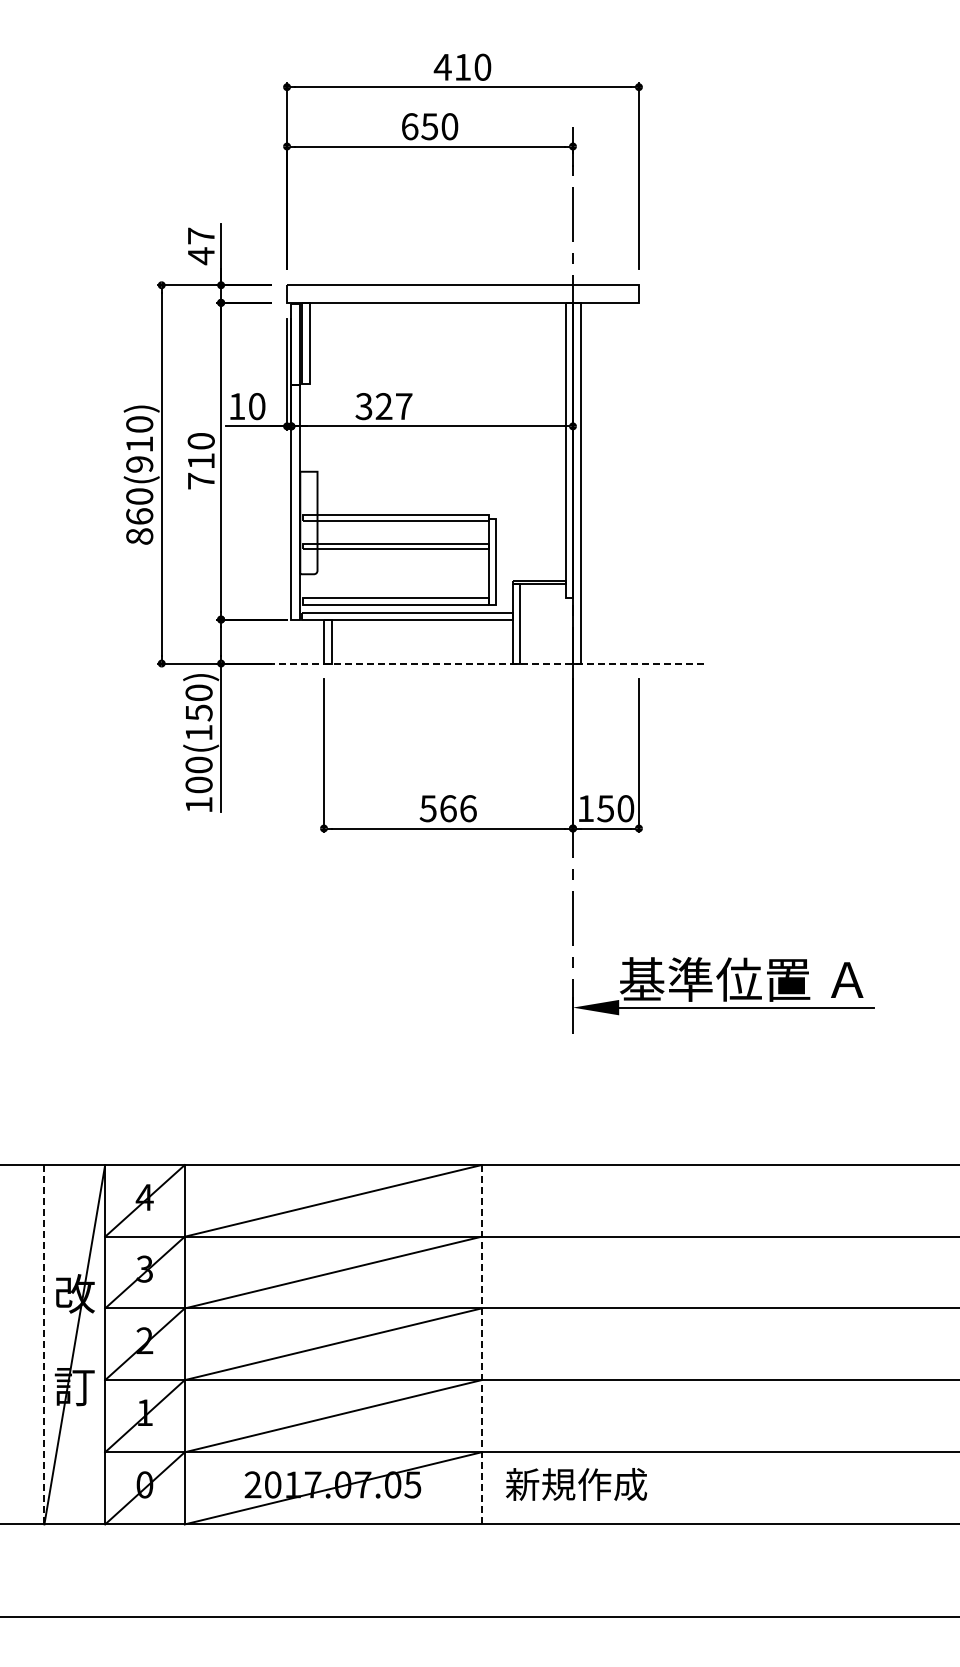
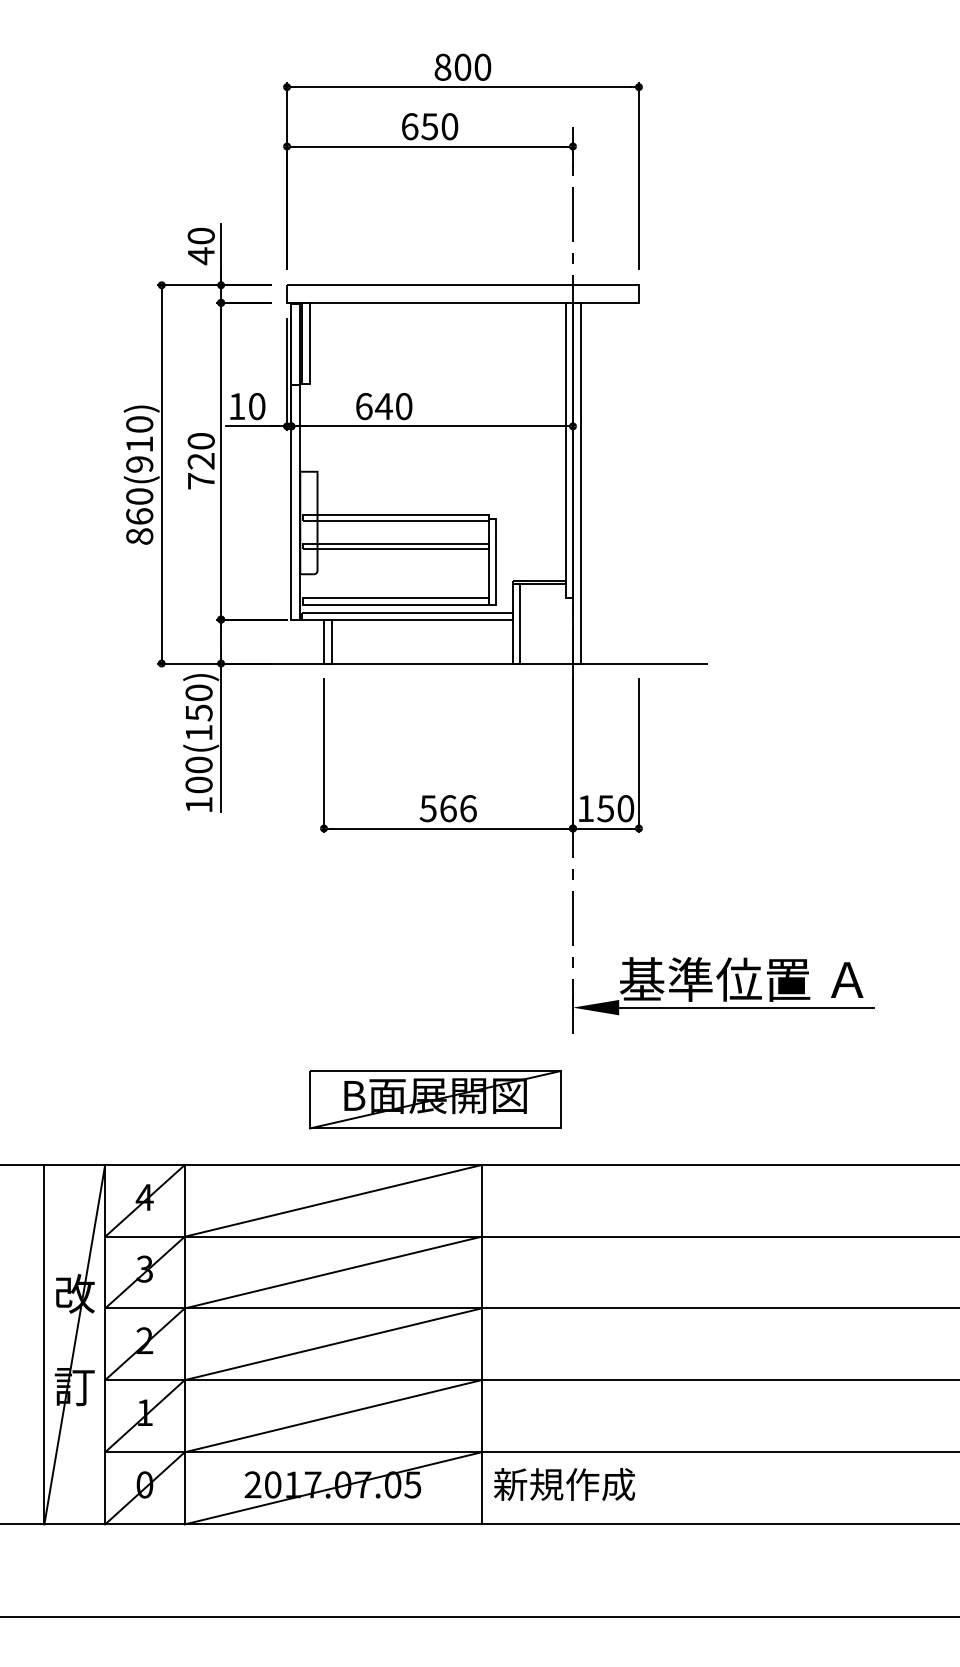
text: 410 -> 800 (452, 66)
text: 47 -> 40 (200, 235)
text: 327 -> 640 (383, 406)
text: 710 -> 720 (200, 461)
line: dashed -> solid (465, 663)
part: none -> present (435, 1099)
line: dashed -> solid (44, 1344)
line: dashed -> solid (481, 1344)
text position: (576, 1484) -> (564, 1484) (564, 1484)
